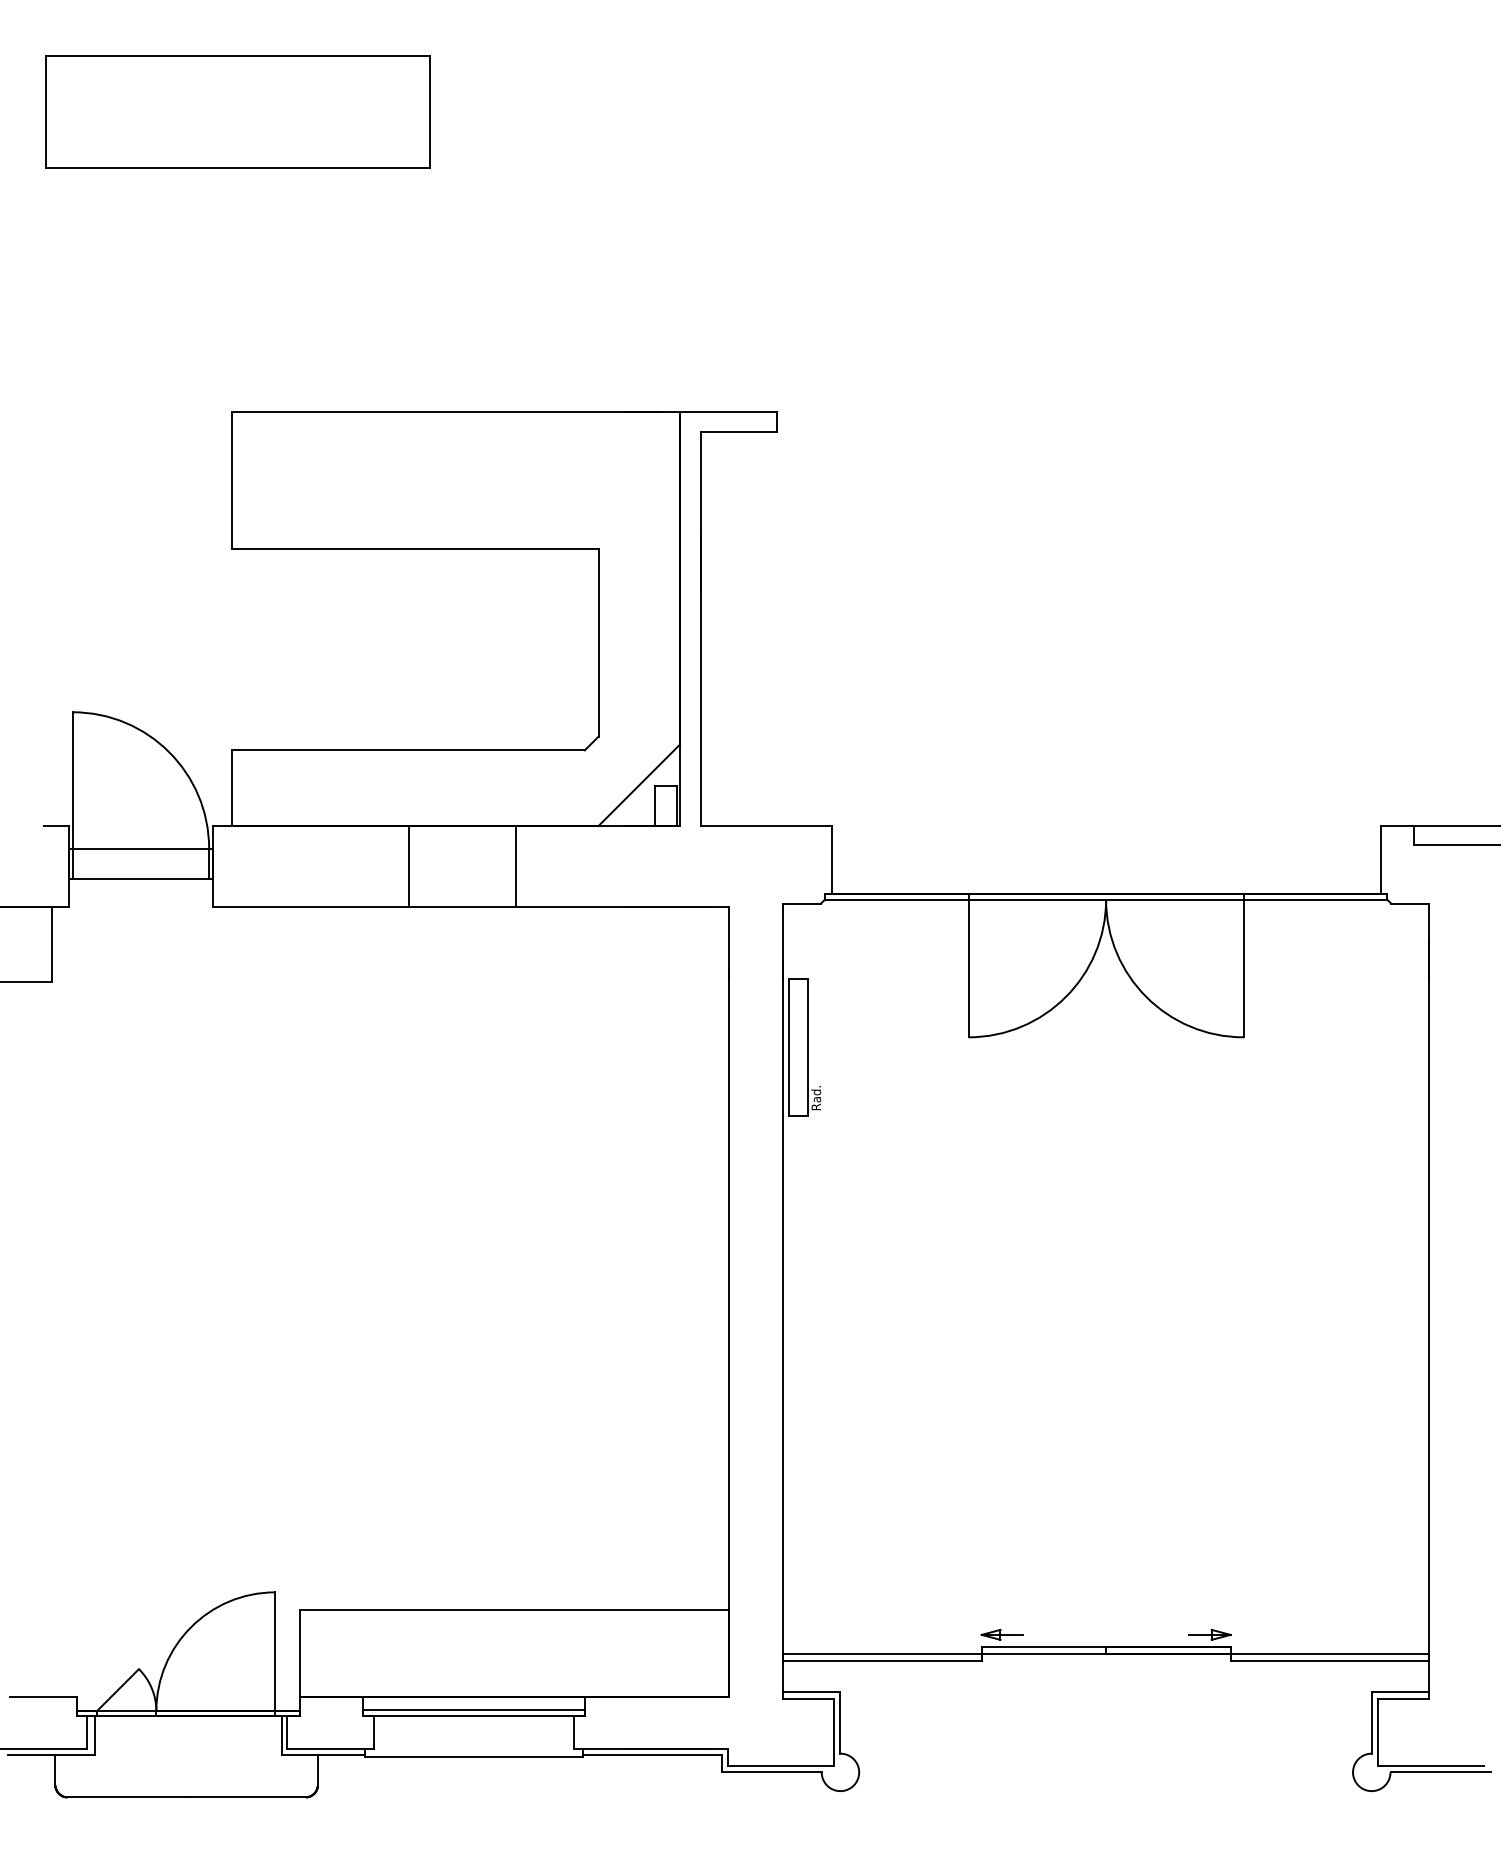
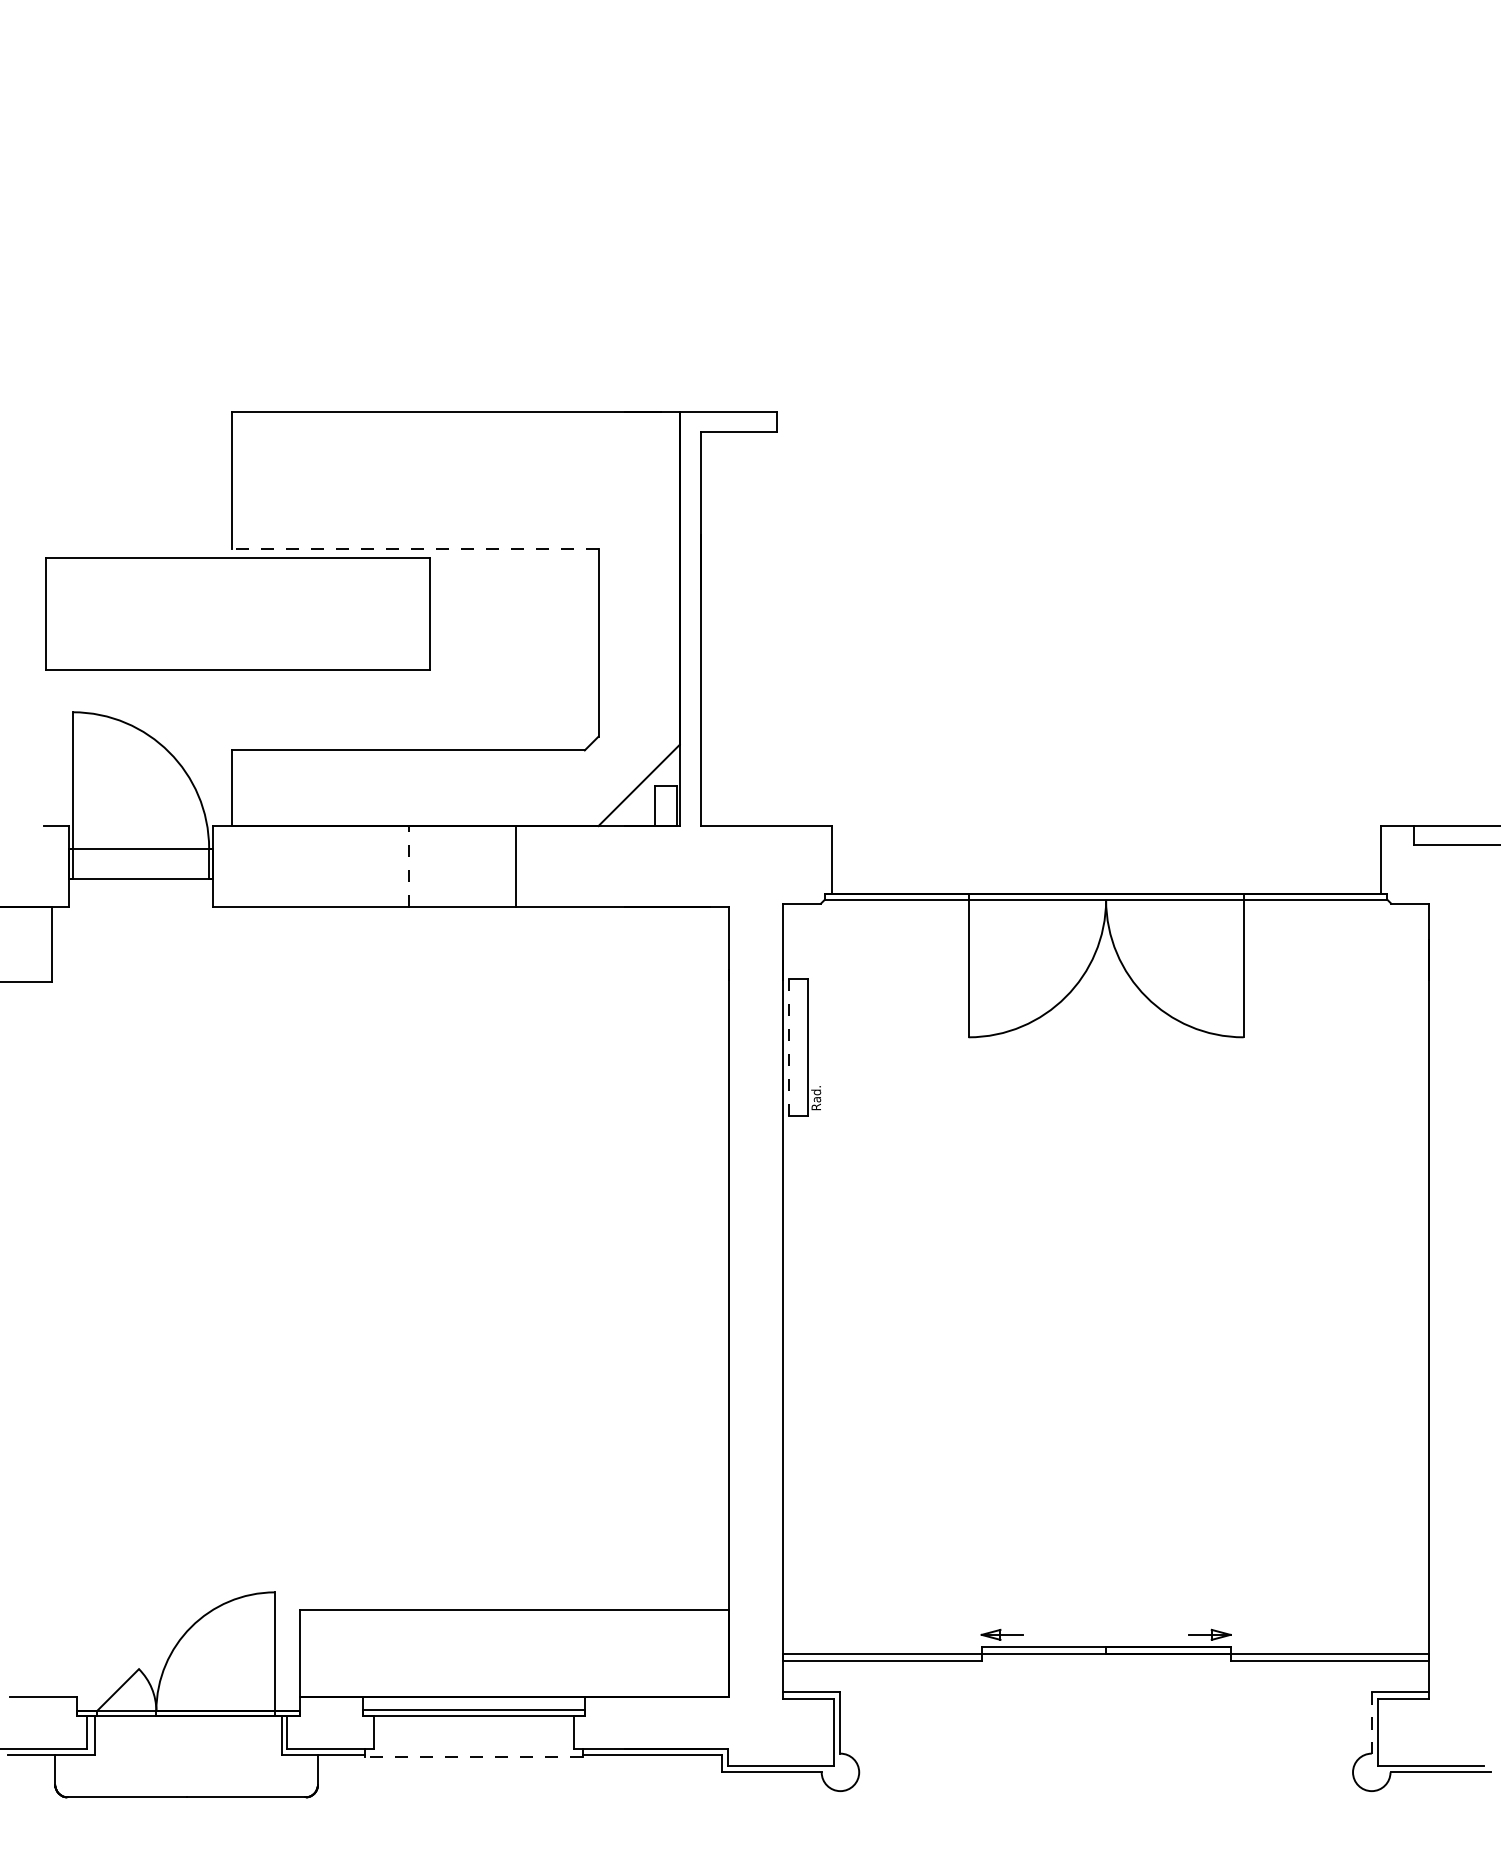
part position: (237, 111) -> (237, 613) (237, 613)
line: solid -> dashed (414, 549)
line: solid -> dashed (408, 866)
line: solid -> dashed (789, 1047)
line: solid -> dashed (1371, 1723)
line: solid -> dashed (474, 1757)
